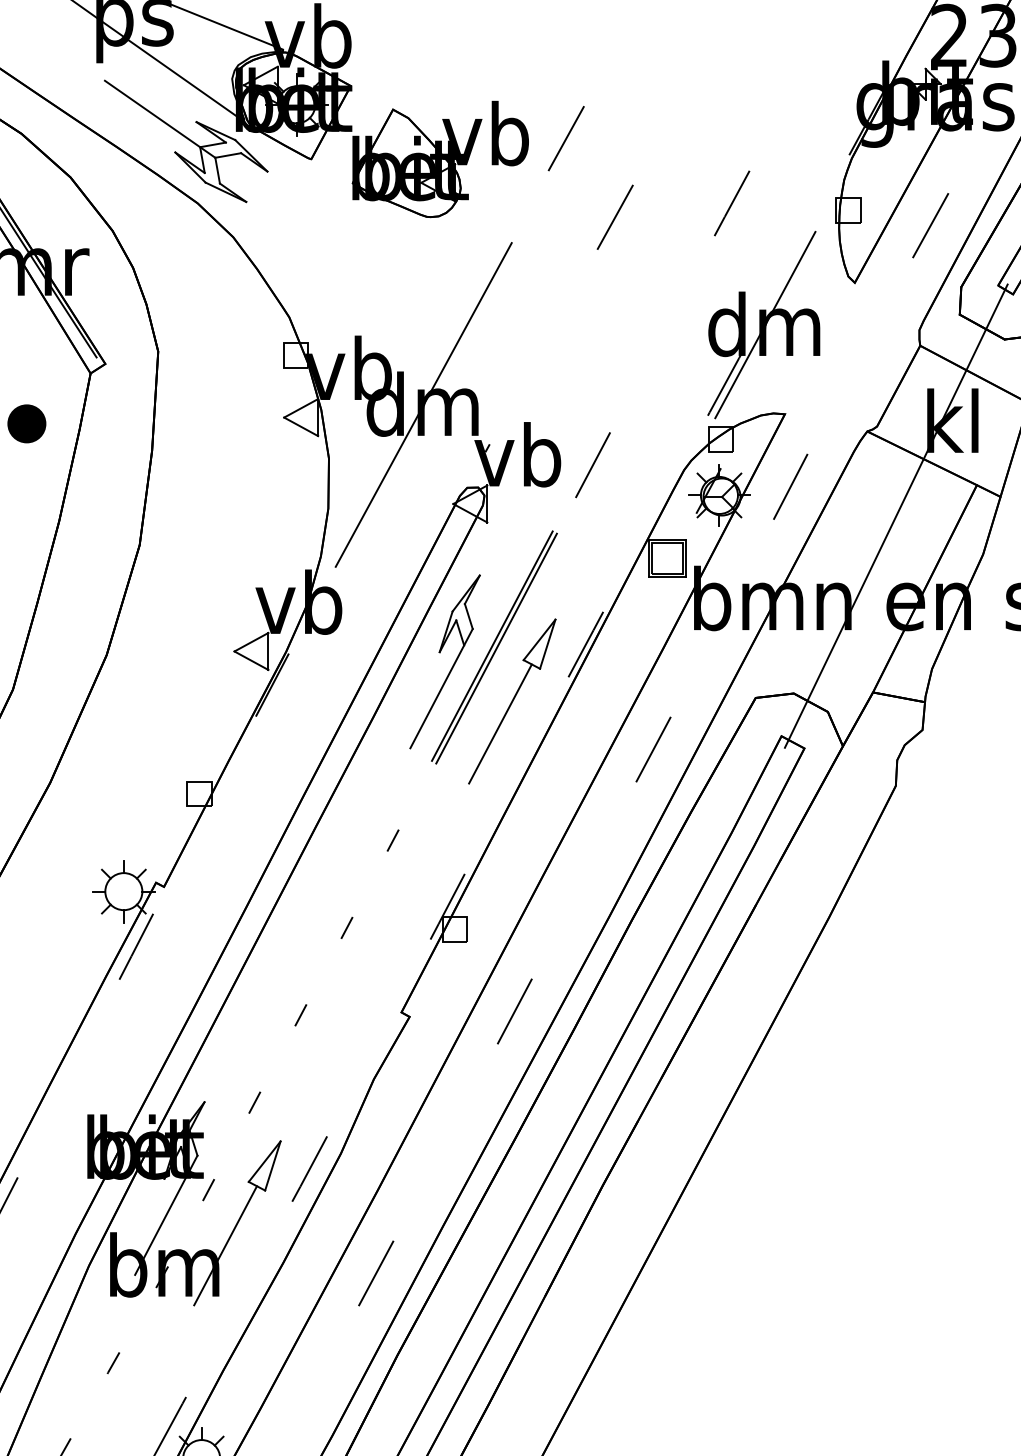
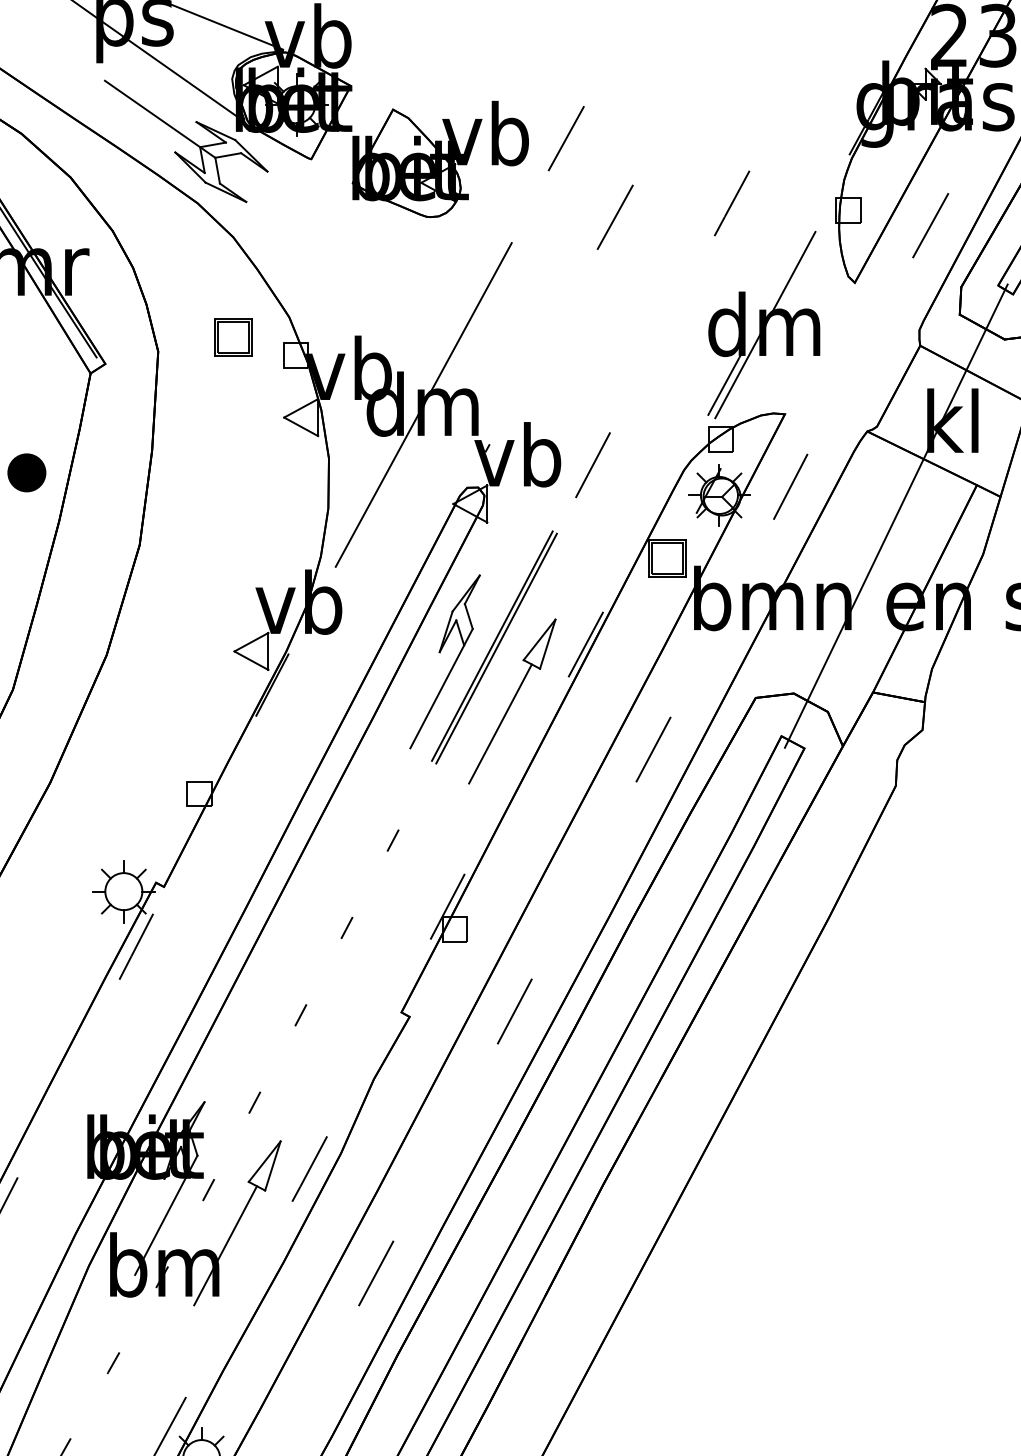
part: none -> present (233, 337)
part position: (26, 423) -> (26, 472) (26, 472)
